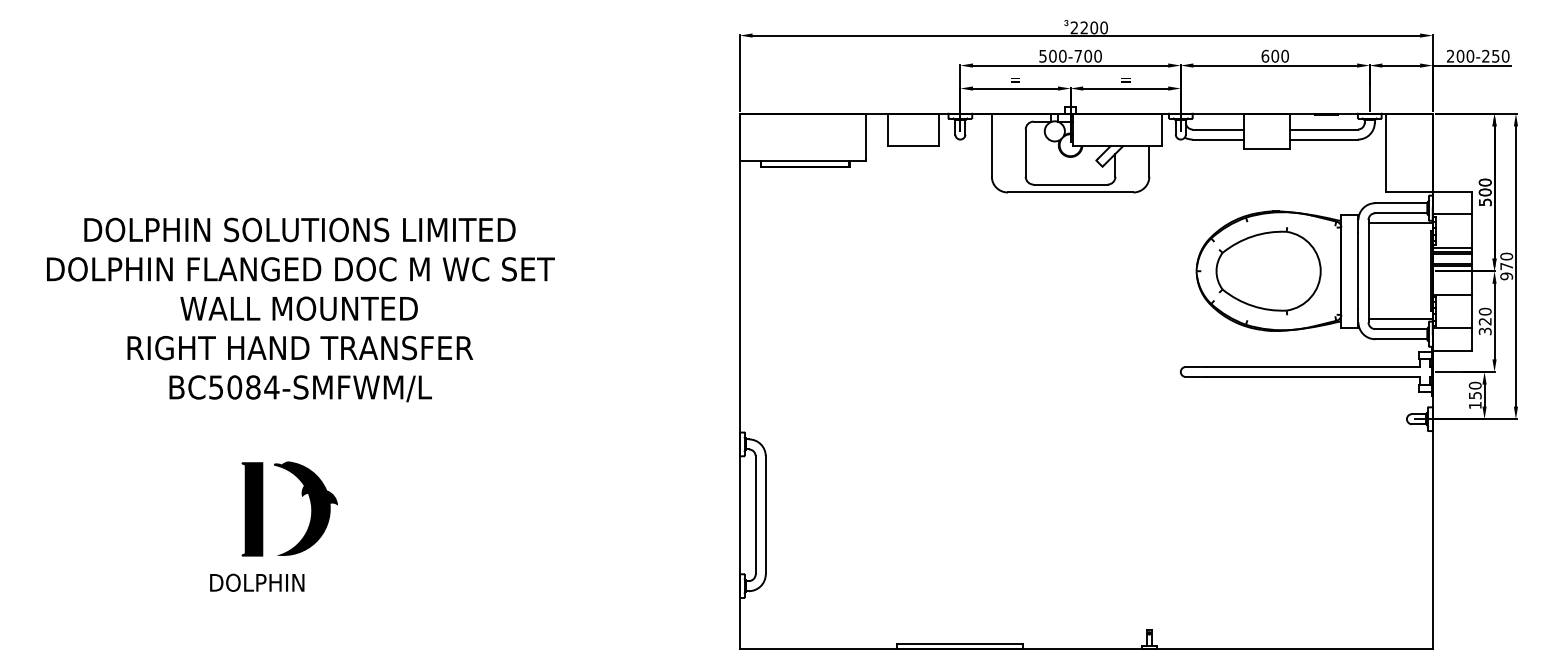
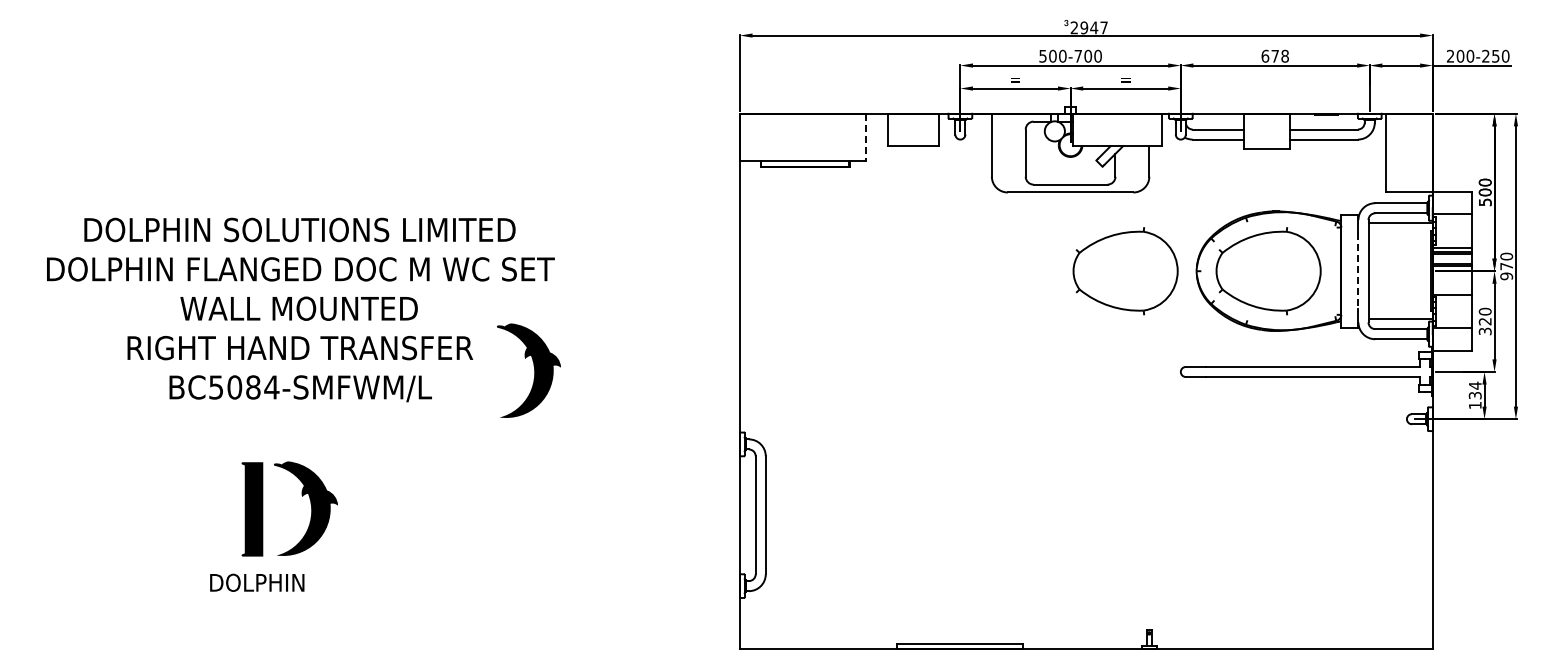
text: 2200 -> 2947 (1093, 27)
text: 600 -> 678 (1279, 55)
line: solid -> dashed (865, 136)
part: none -> present (1125, 271)
line: solid -> dashed (1358, 271)
part: none -> present (528, 370)
text: 150 -> 134 (1474, 389)
